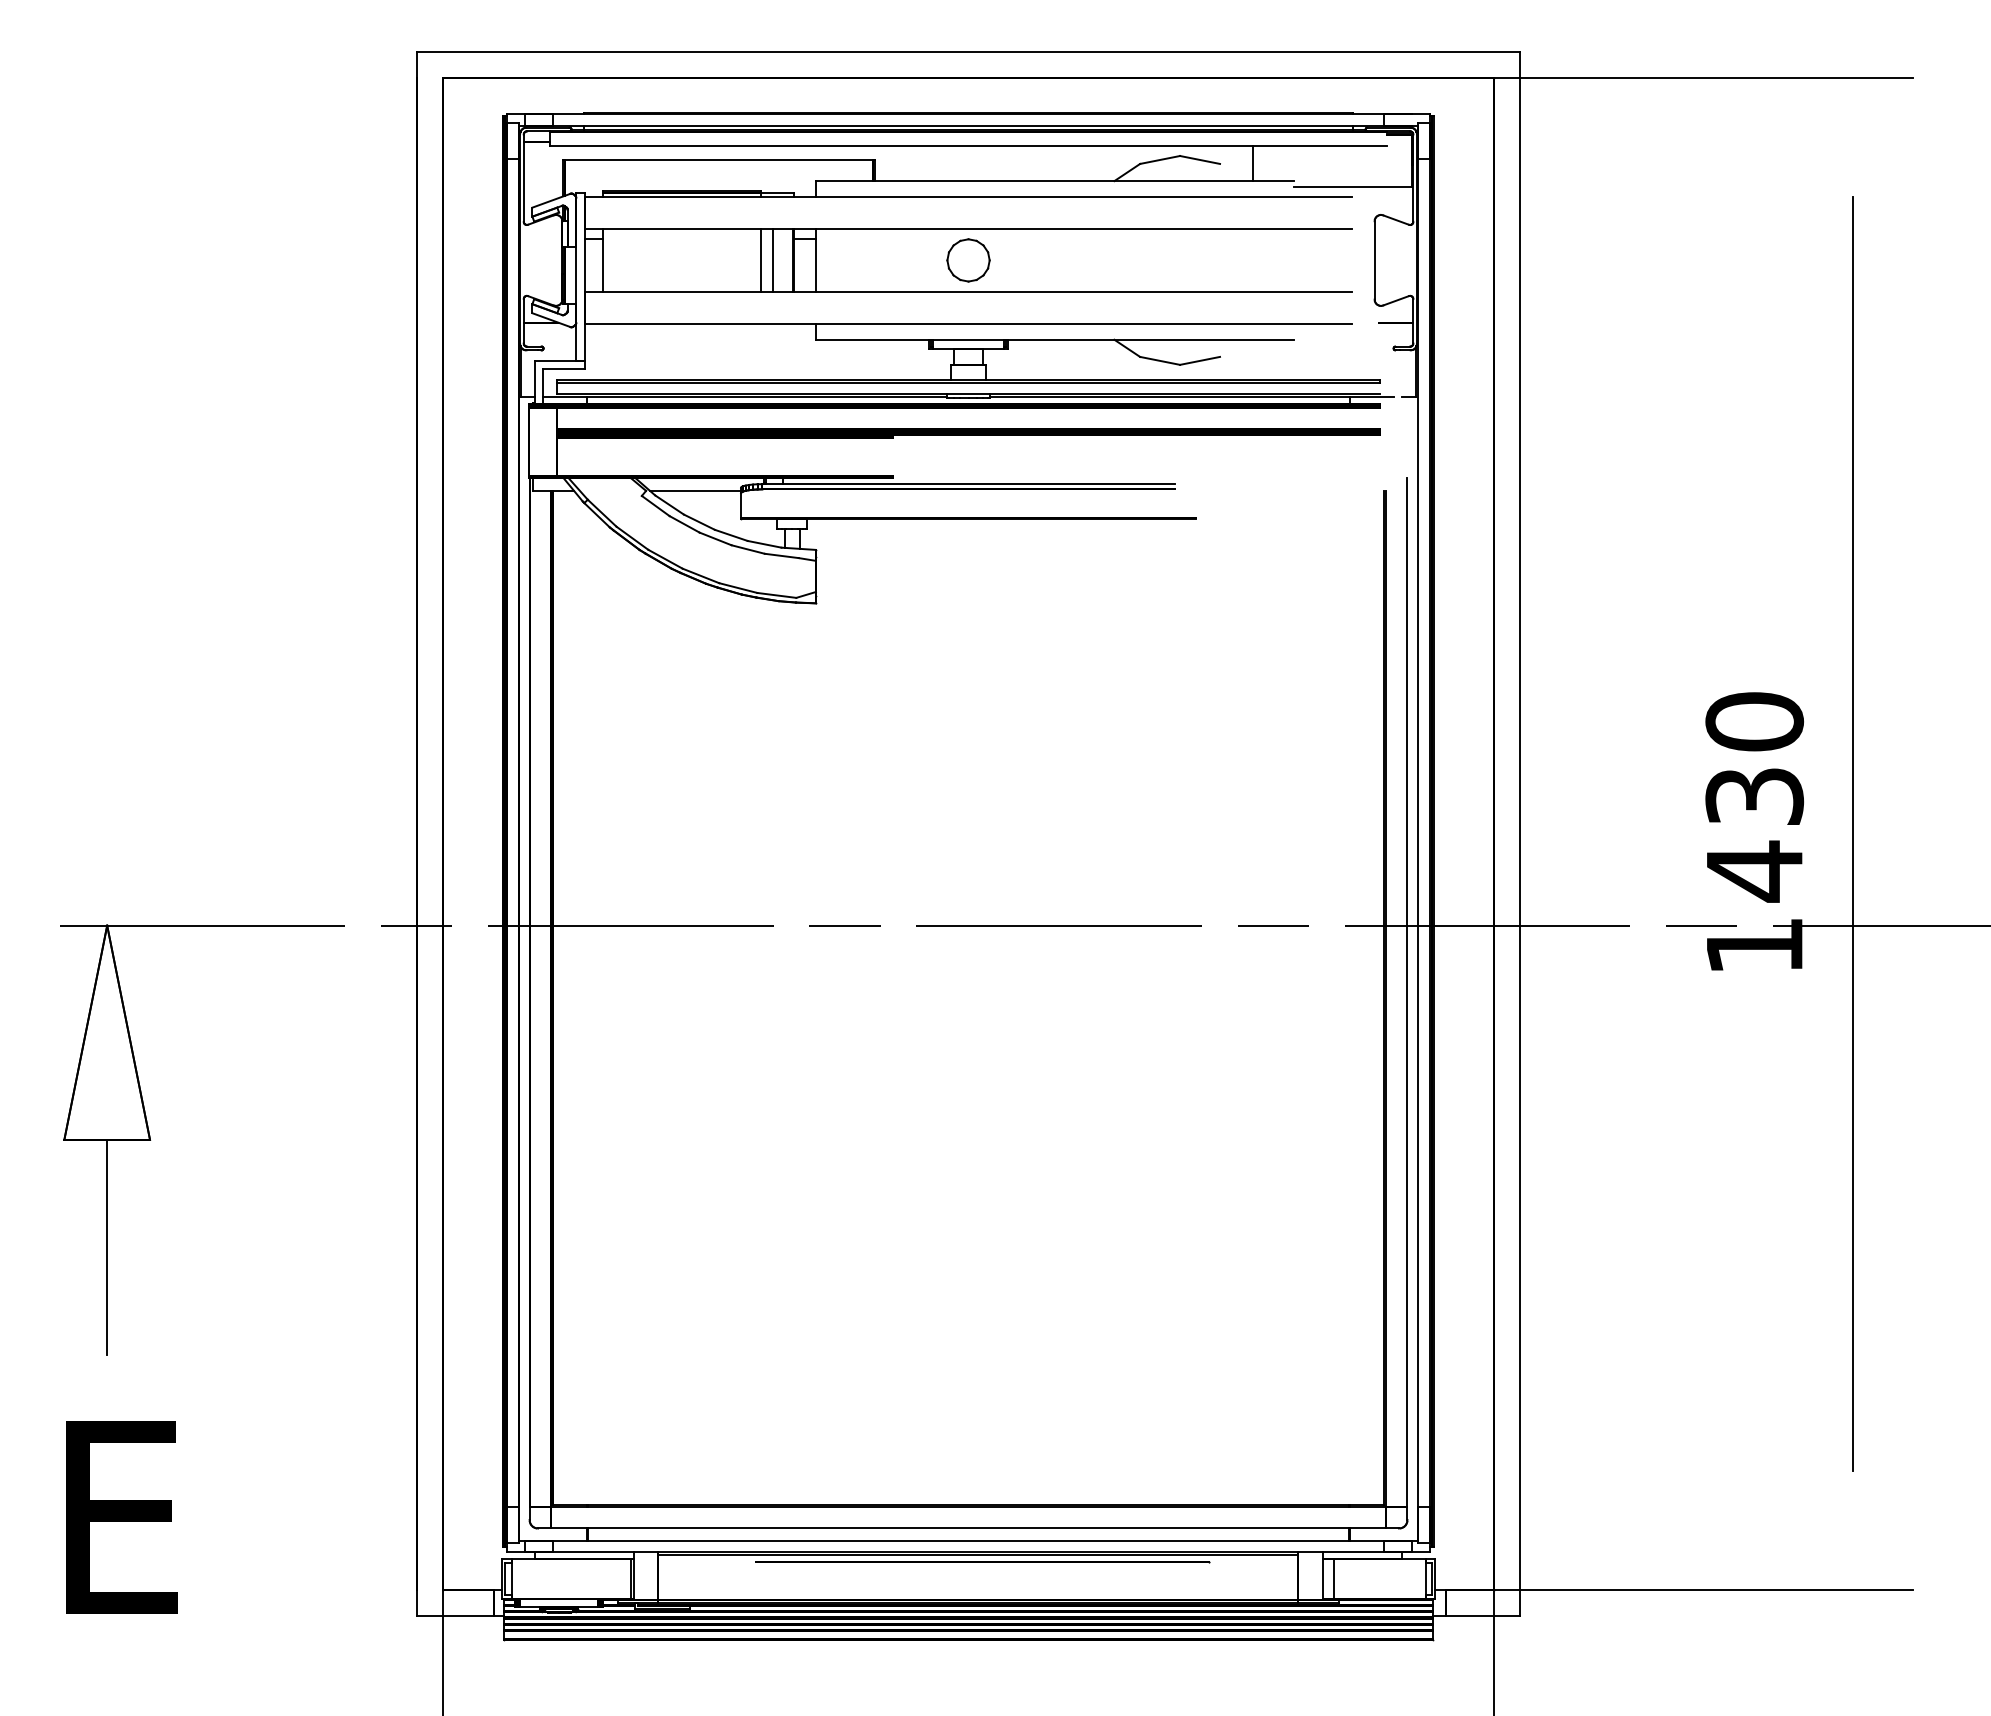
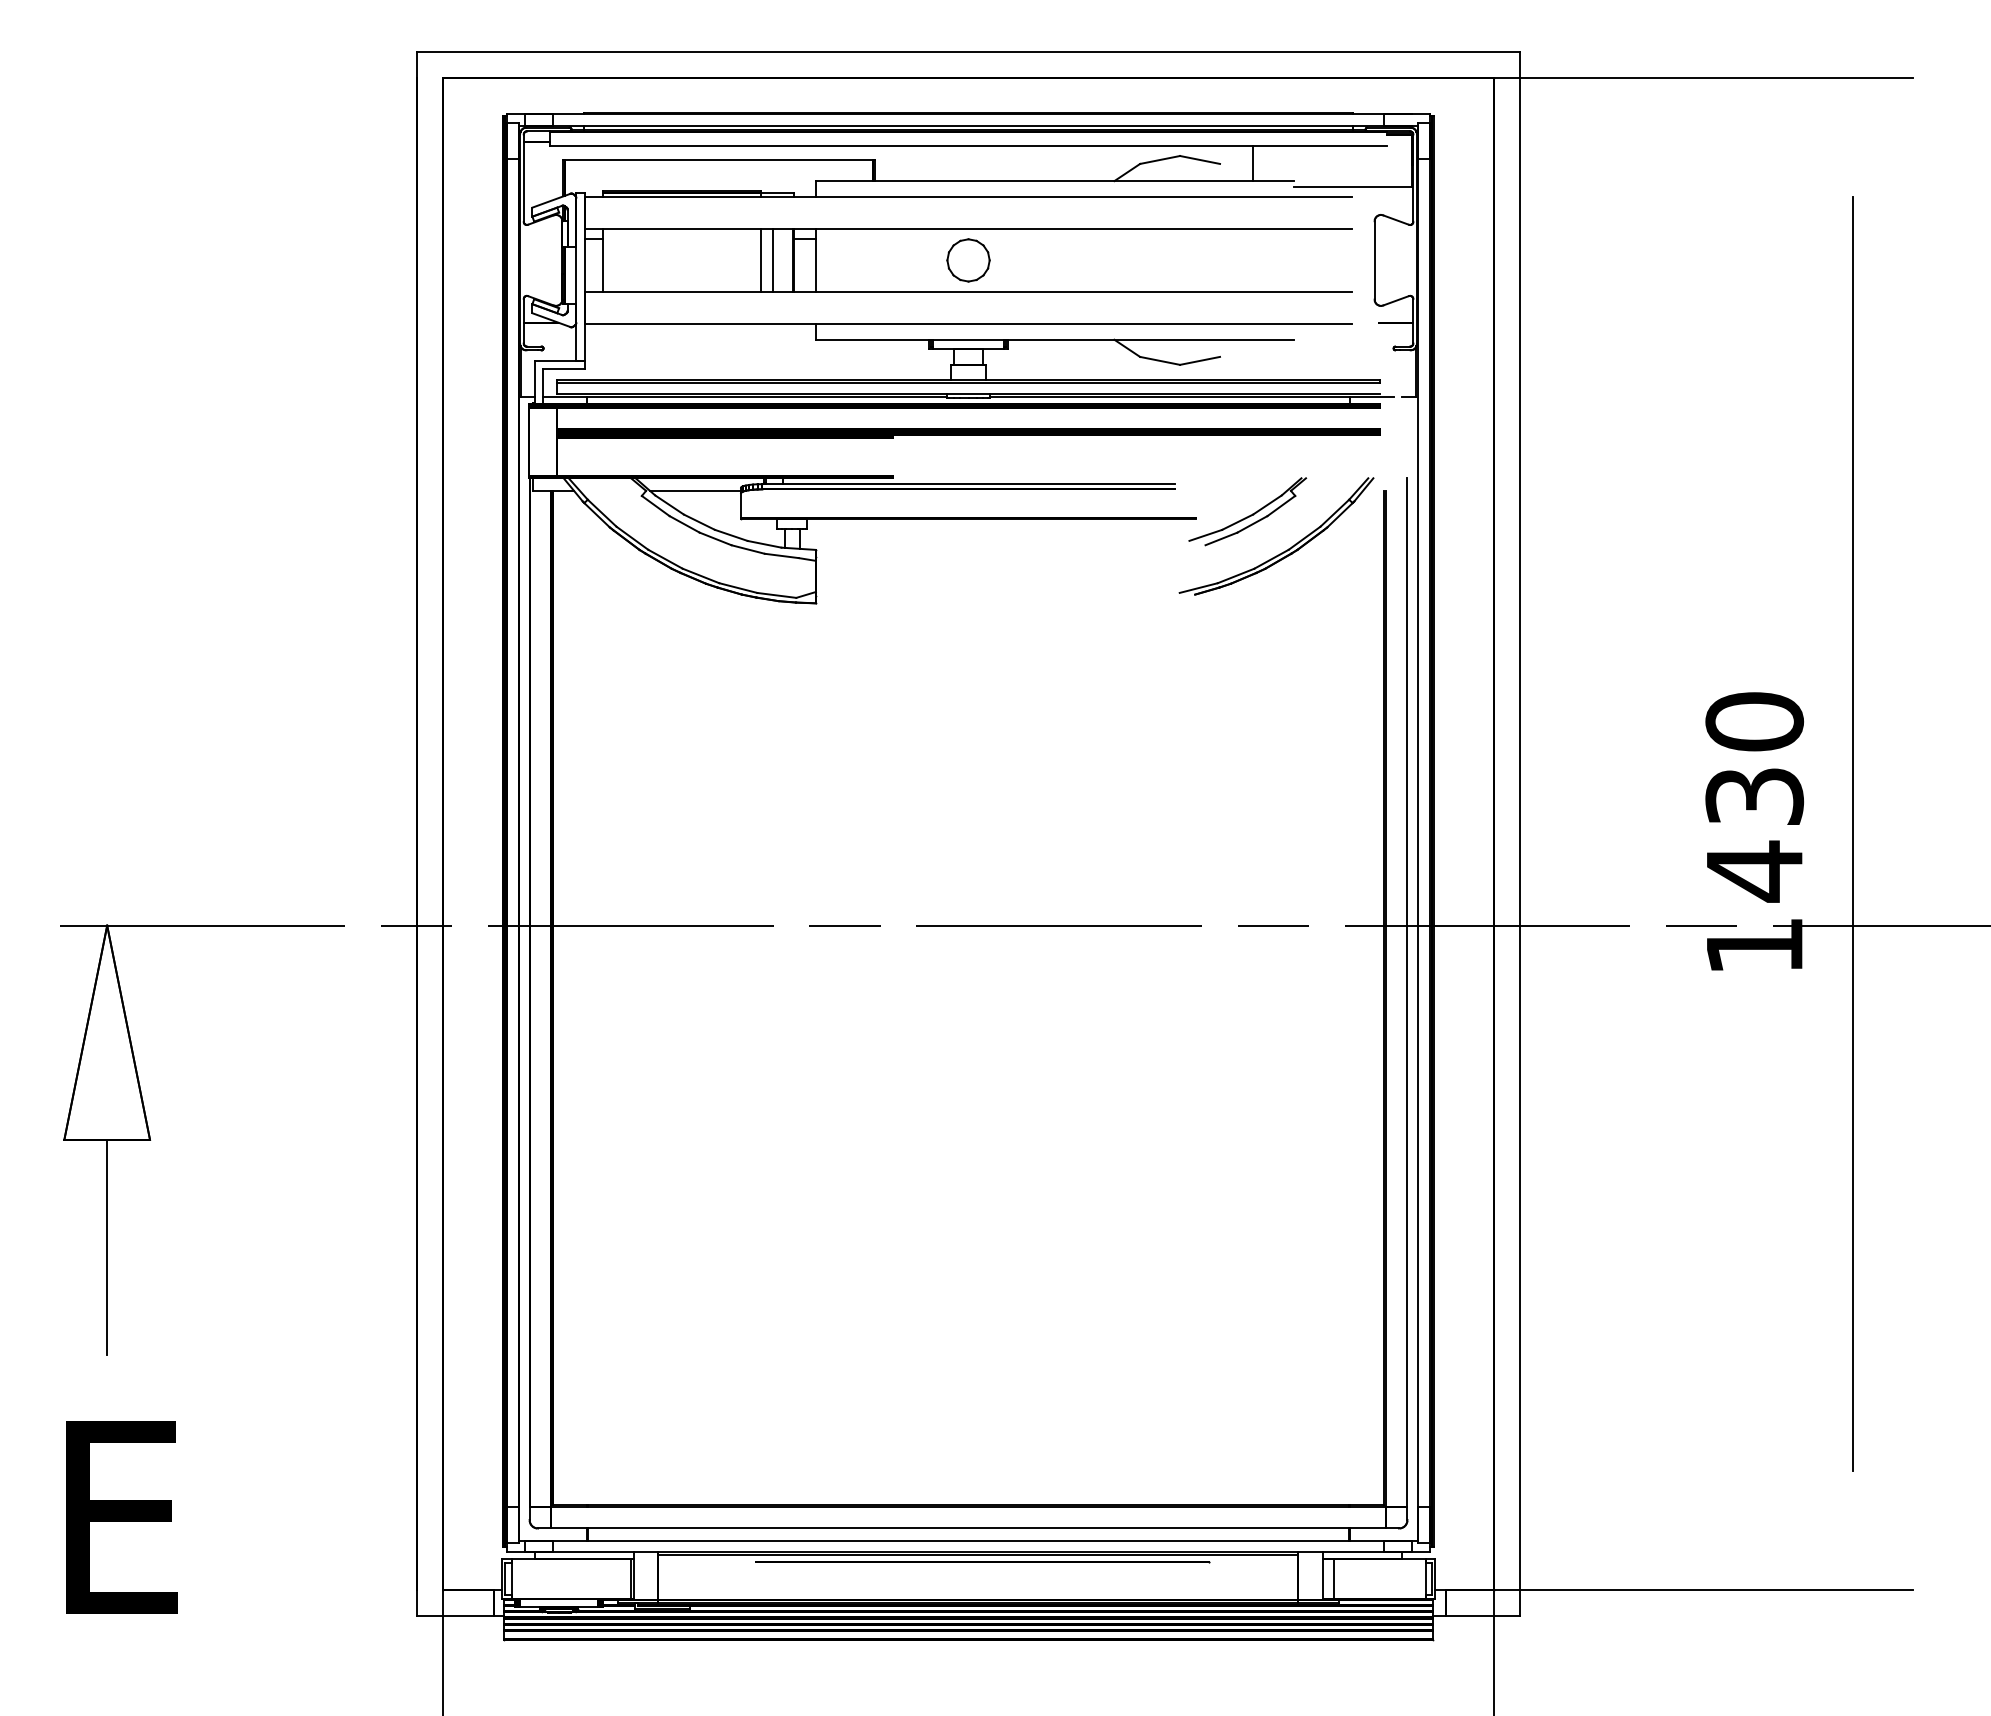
part: none -> present (1283, 551)
